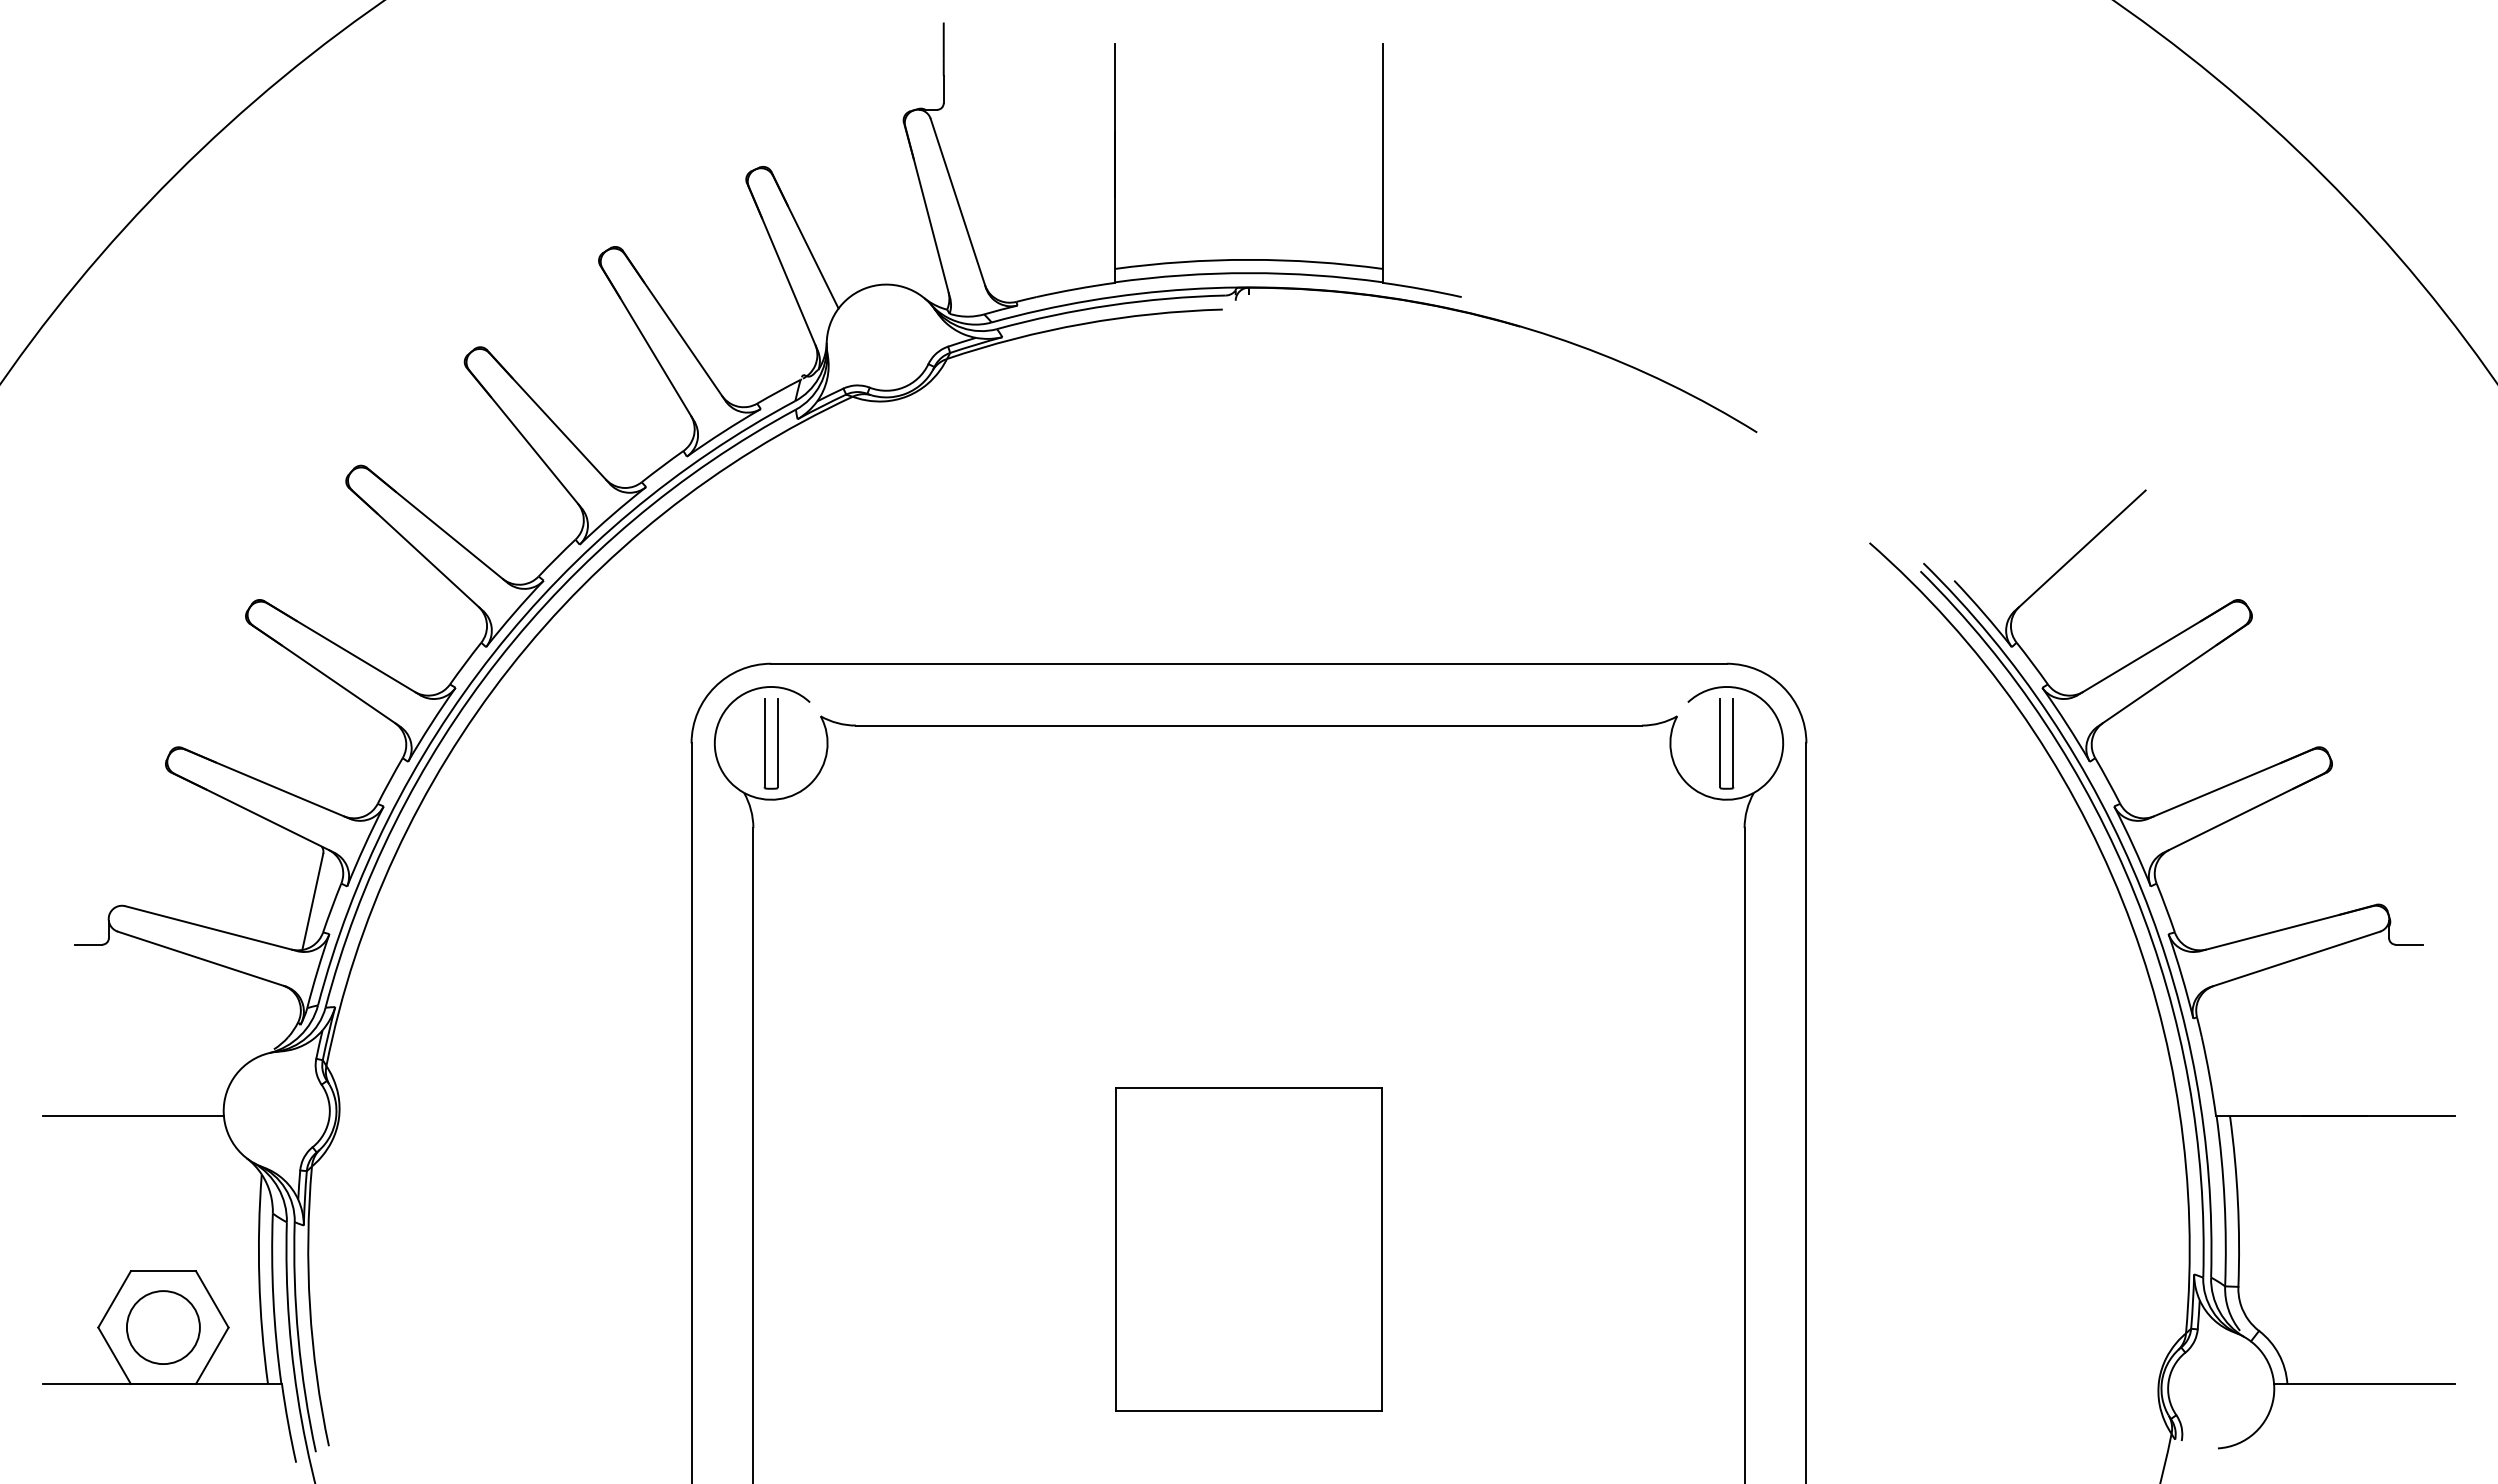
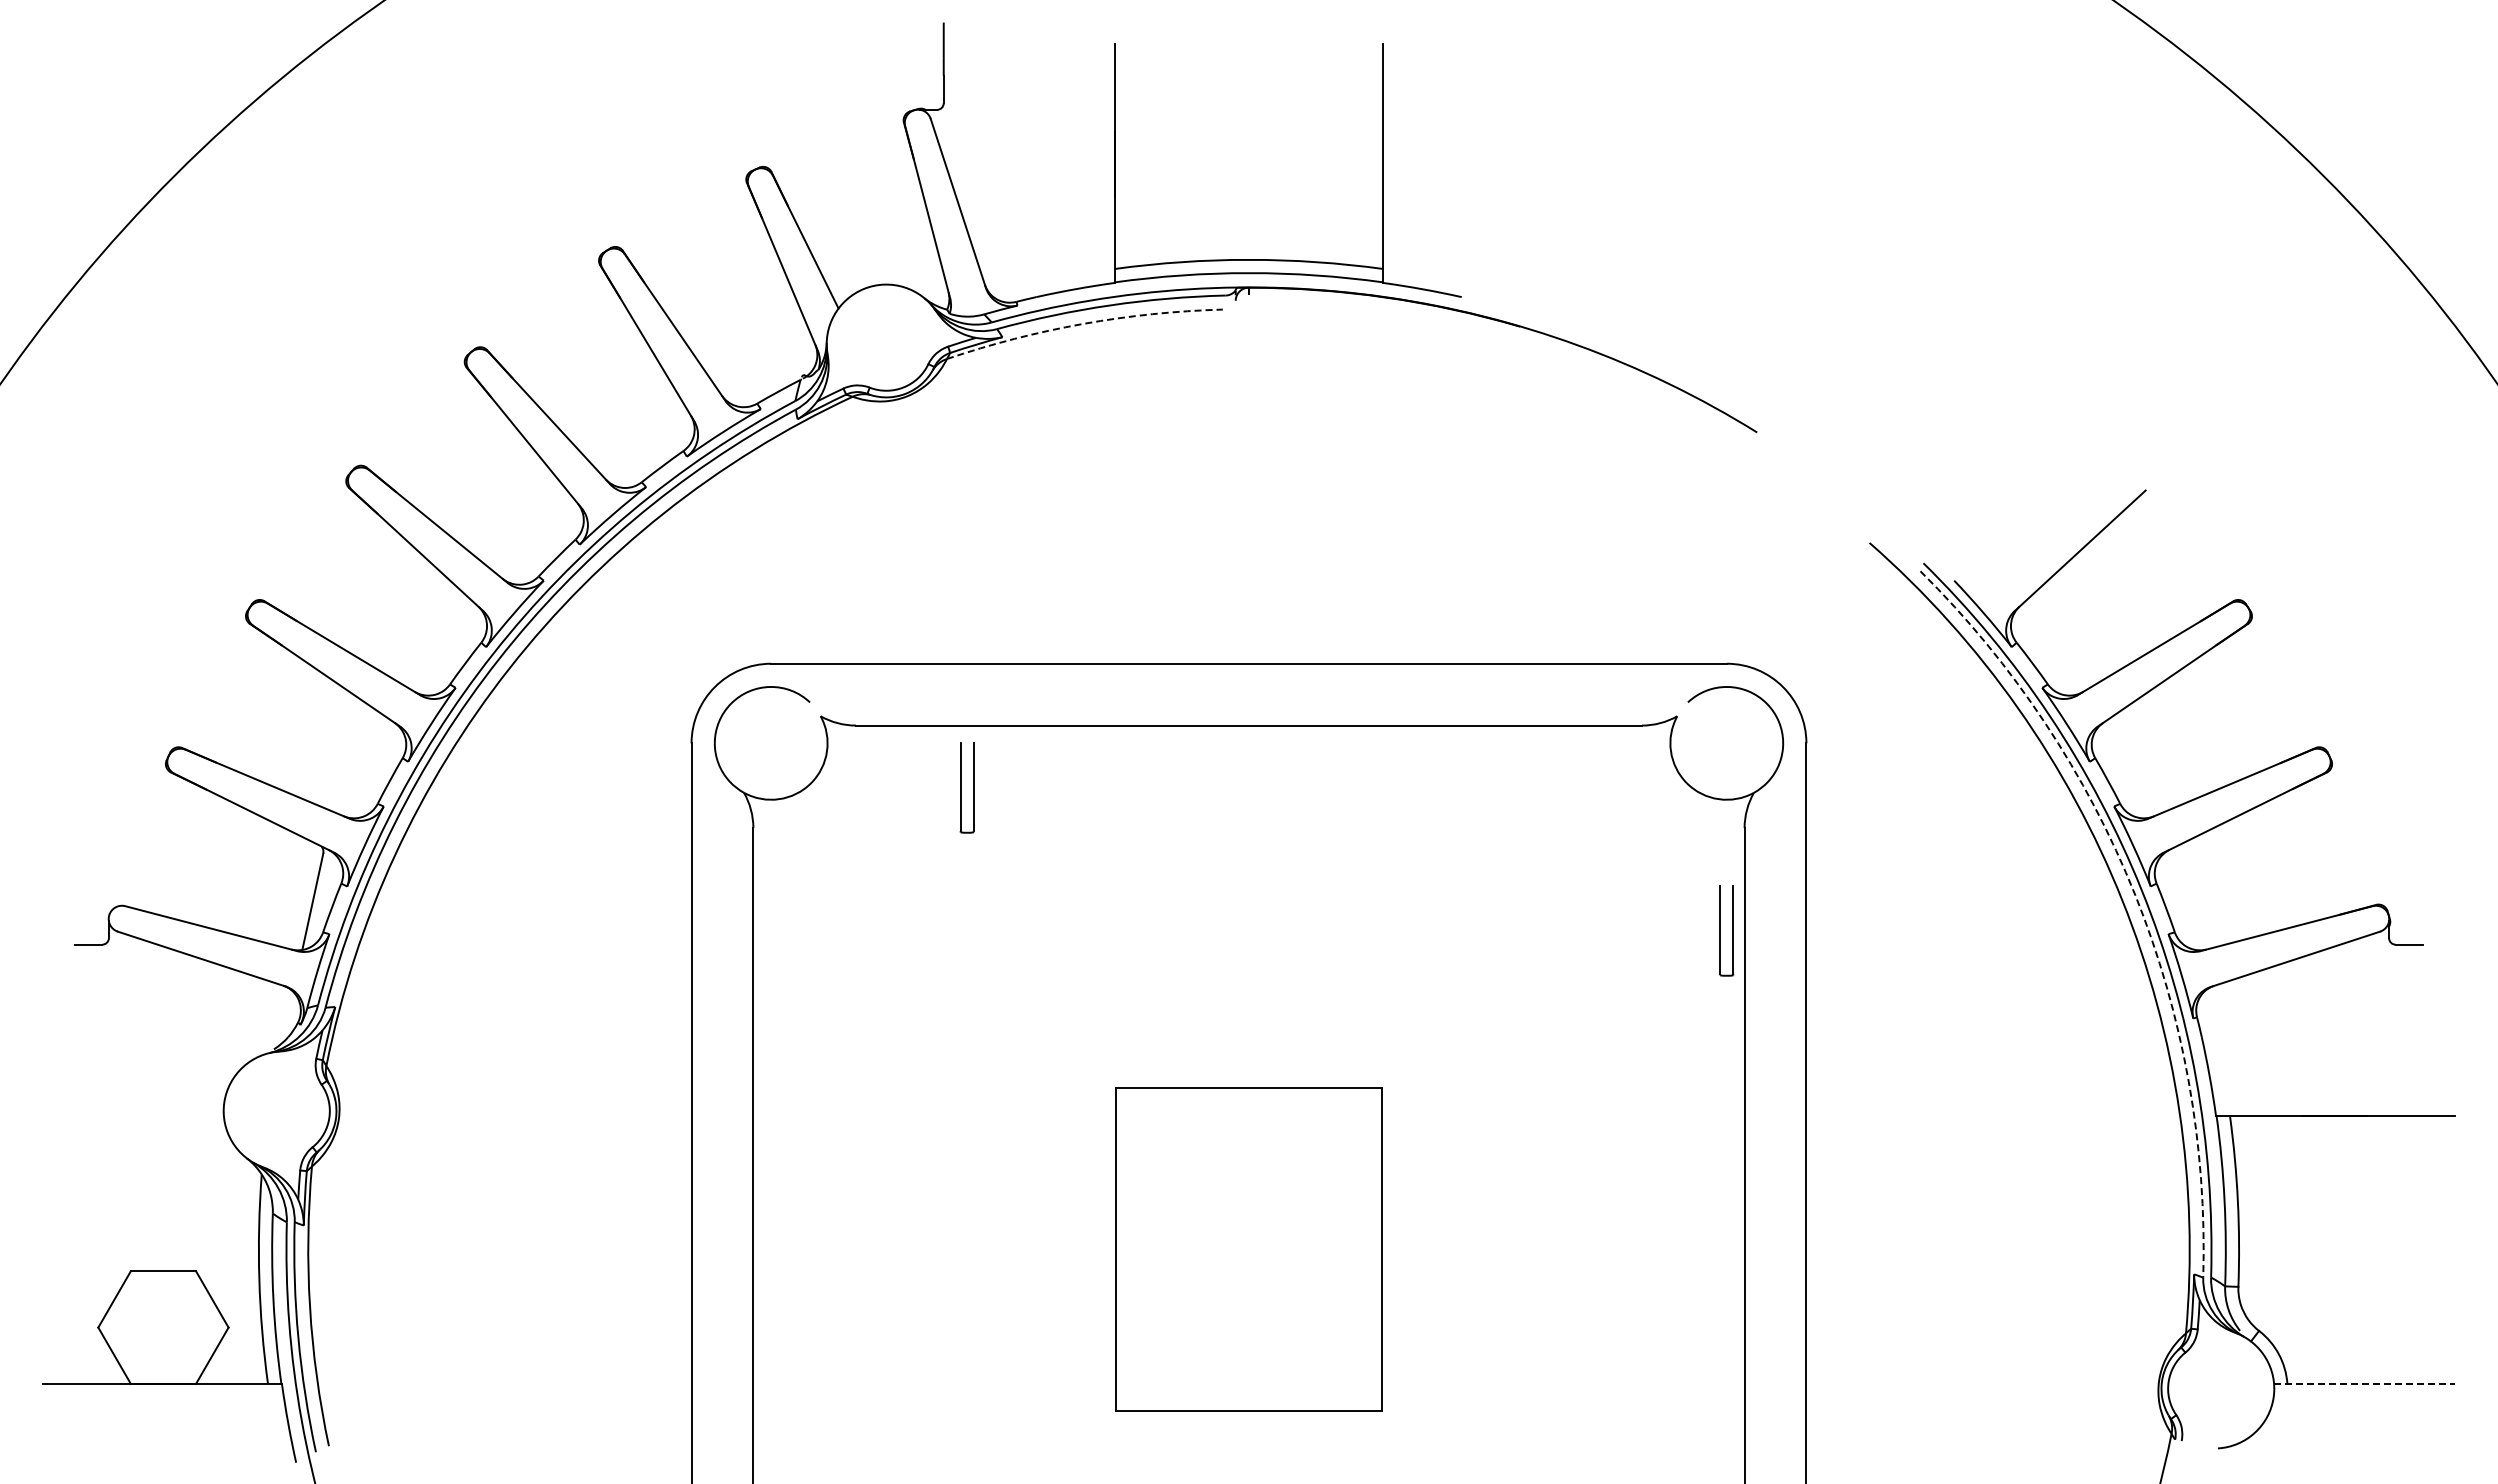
arc: solid -> dashed (1083, 323)
part position: (770, 743) -> (966, 787) (966, 787)
part position: (1726, 743) -> (1726, 930) (1726, 930)
arc: solid -> dashed (2135, 895)
line: present -> none (133, 1115)
circle: present -> none (163, 1327)
line: solid -> dashed (2364, 1384)
